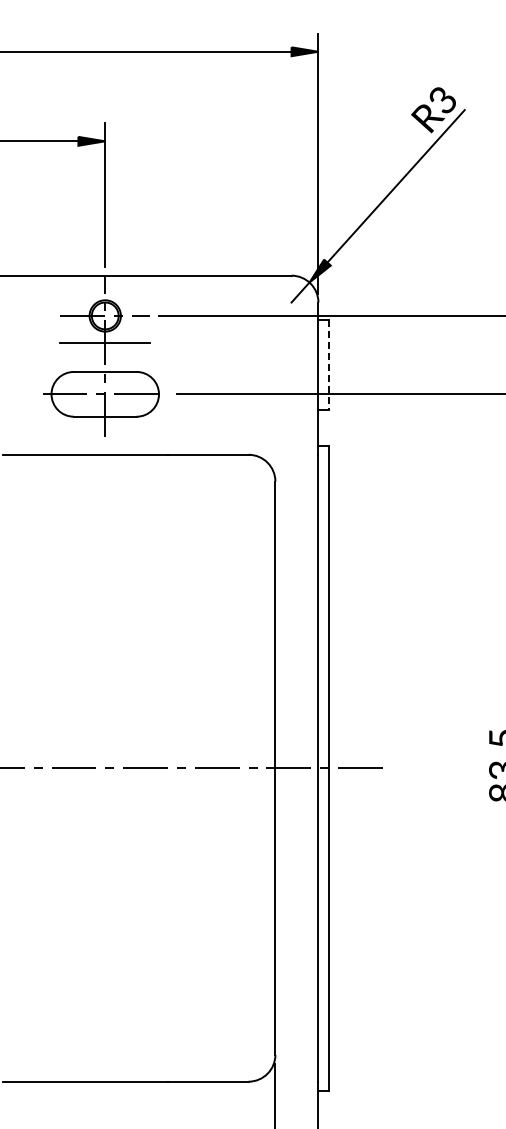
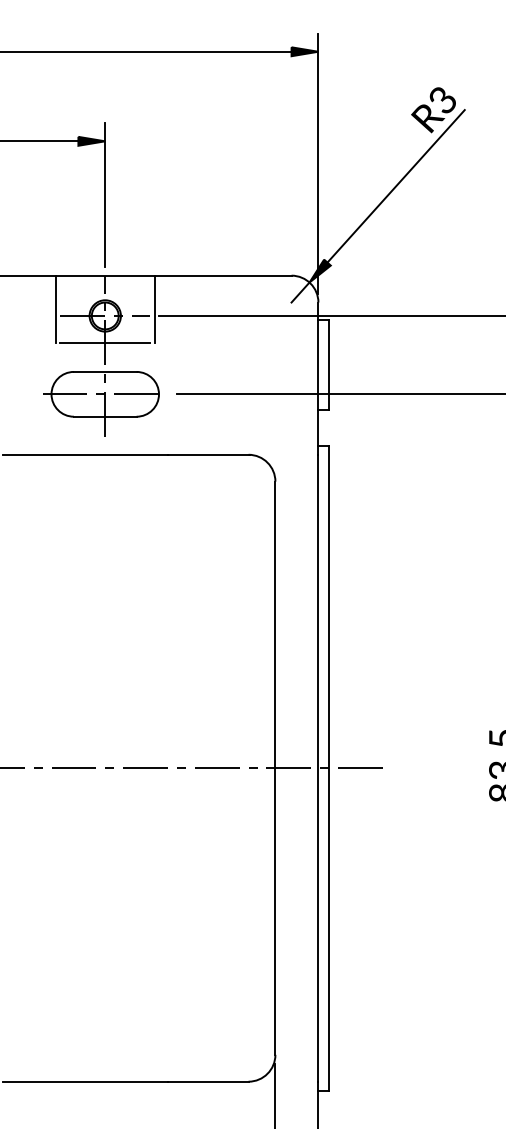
line: none -> present (56, 308)
line: none -> present (154, 308)
line: dashed -> solid (329, 365)
